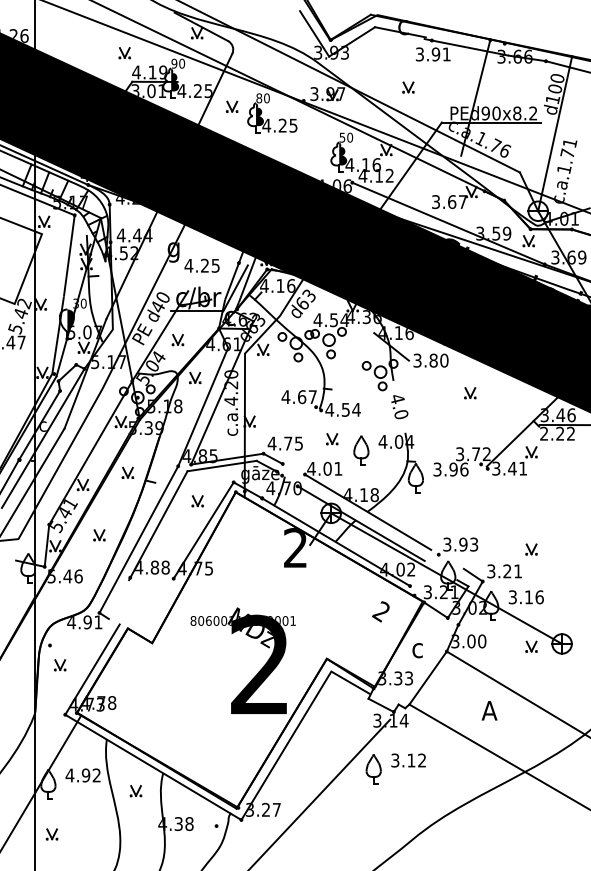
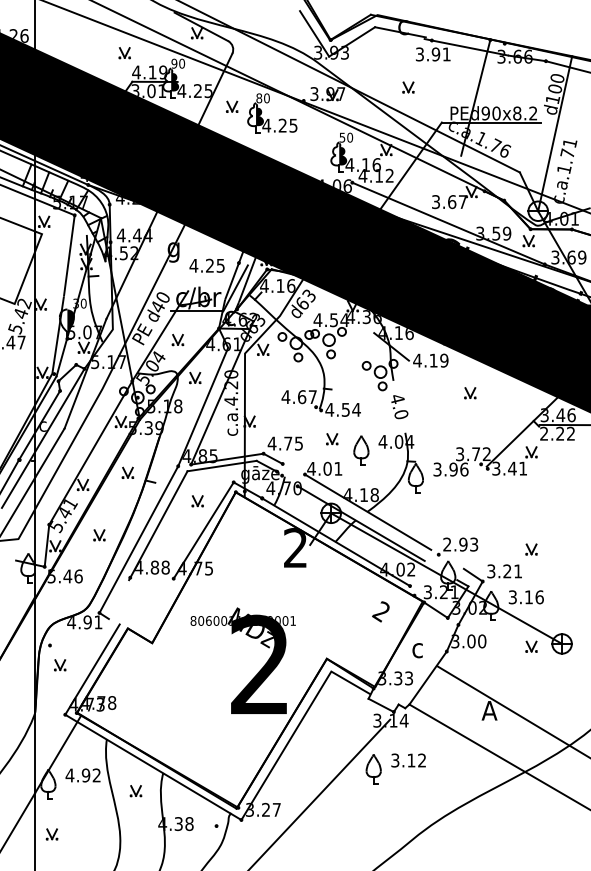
text position: (201, 265) -> (206, 265) (206, 265)
text: 3.80 -> 4.19 (430, 360)
text: 3.93 -> 2.93 (447, 544)
line position: (516, 693) -> (512, 711) (512, 711)
